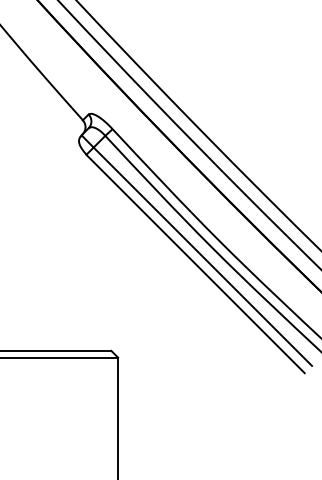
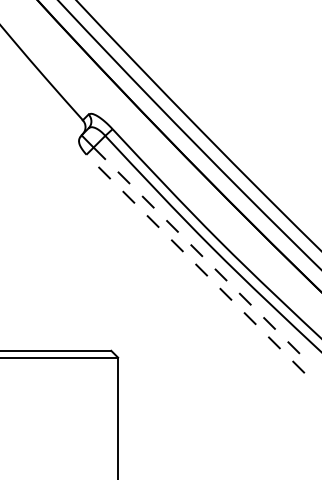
line: solid -> dashed (203, 257)
line: solid -> dashed (195, 263)
